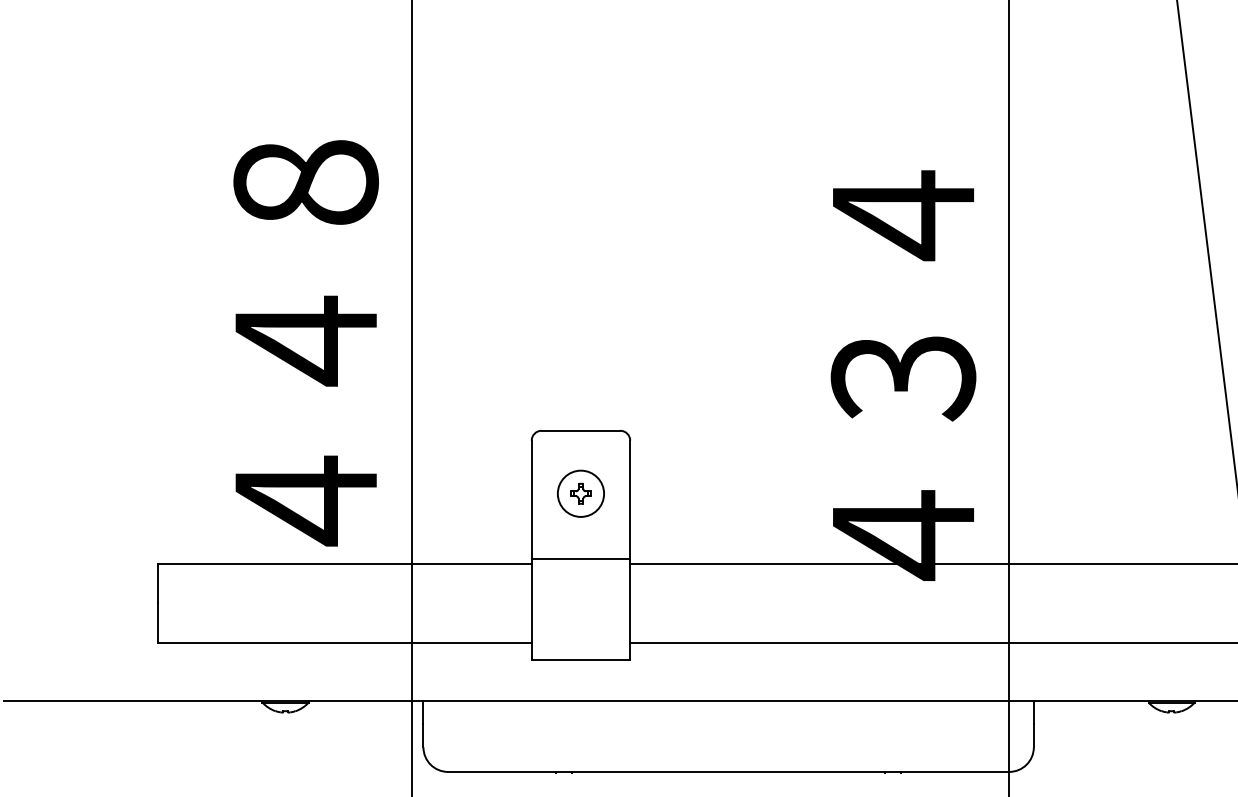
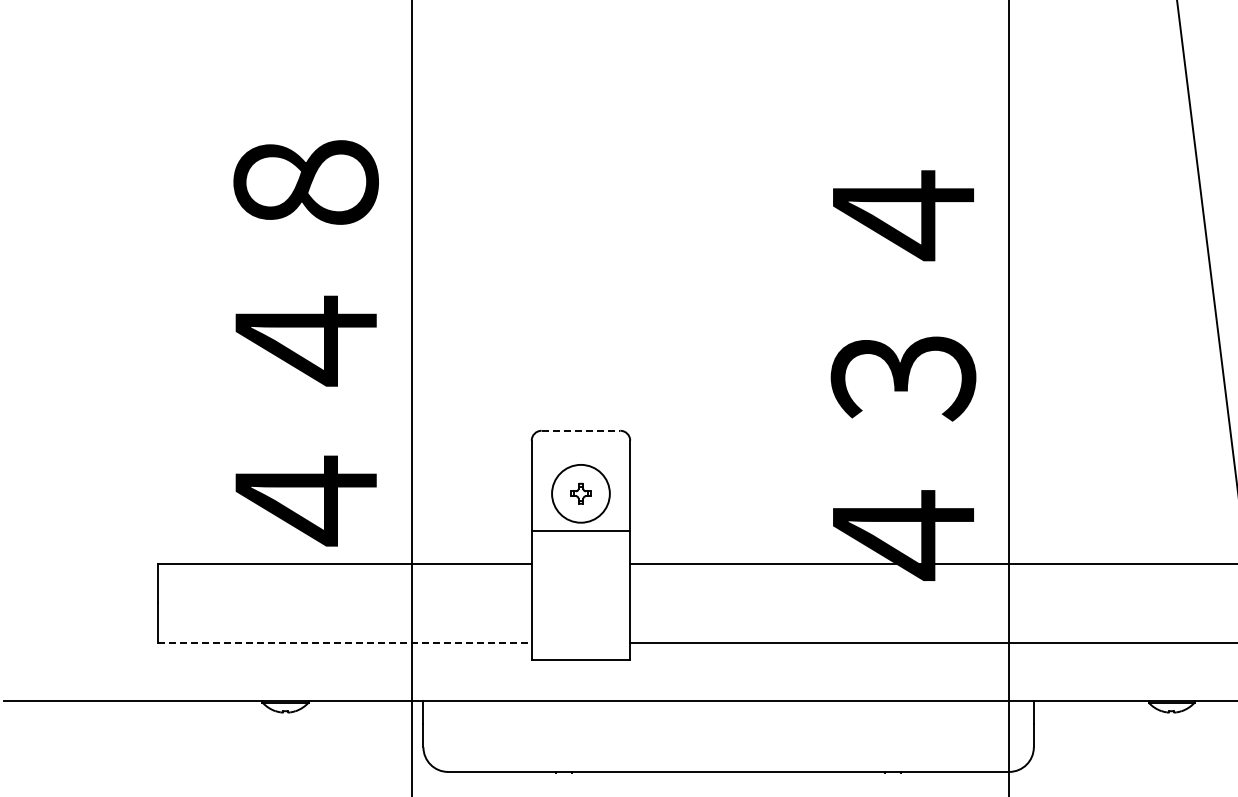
line: solid -> dashed (581, 430)
circle diameter: 46 px -> 58 px (580, 493)
line position: (580, 558) -> (580, 530) (580, 530)
line: solid -> dashed (345, 642)
